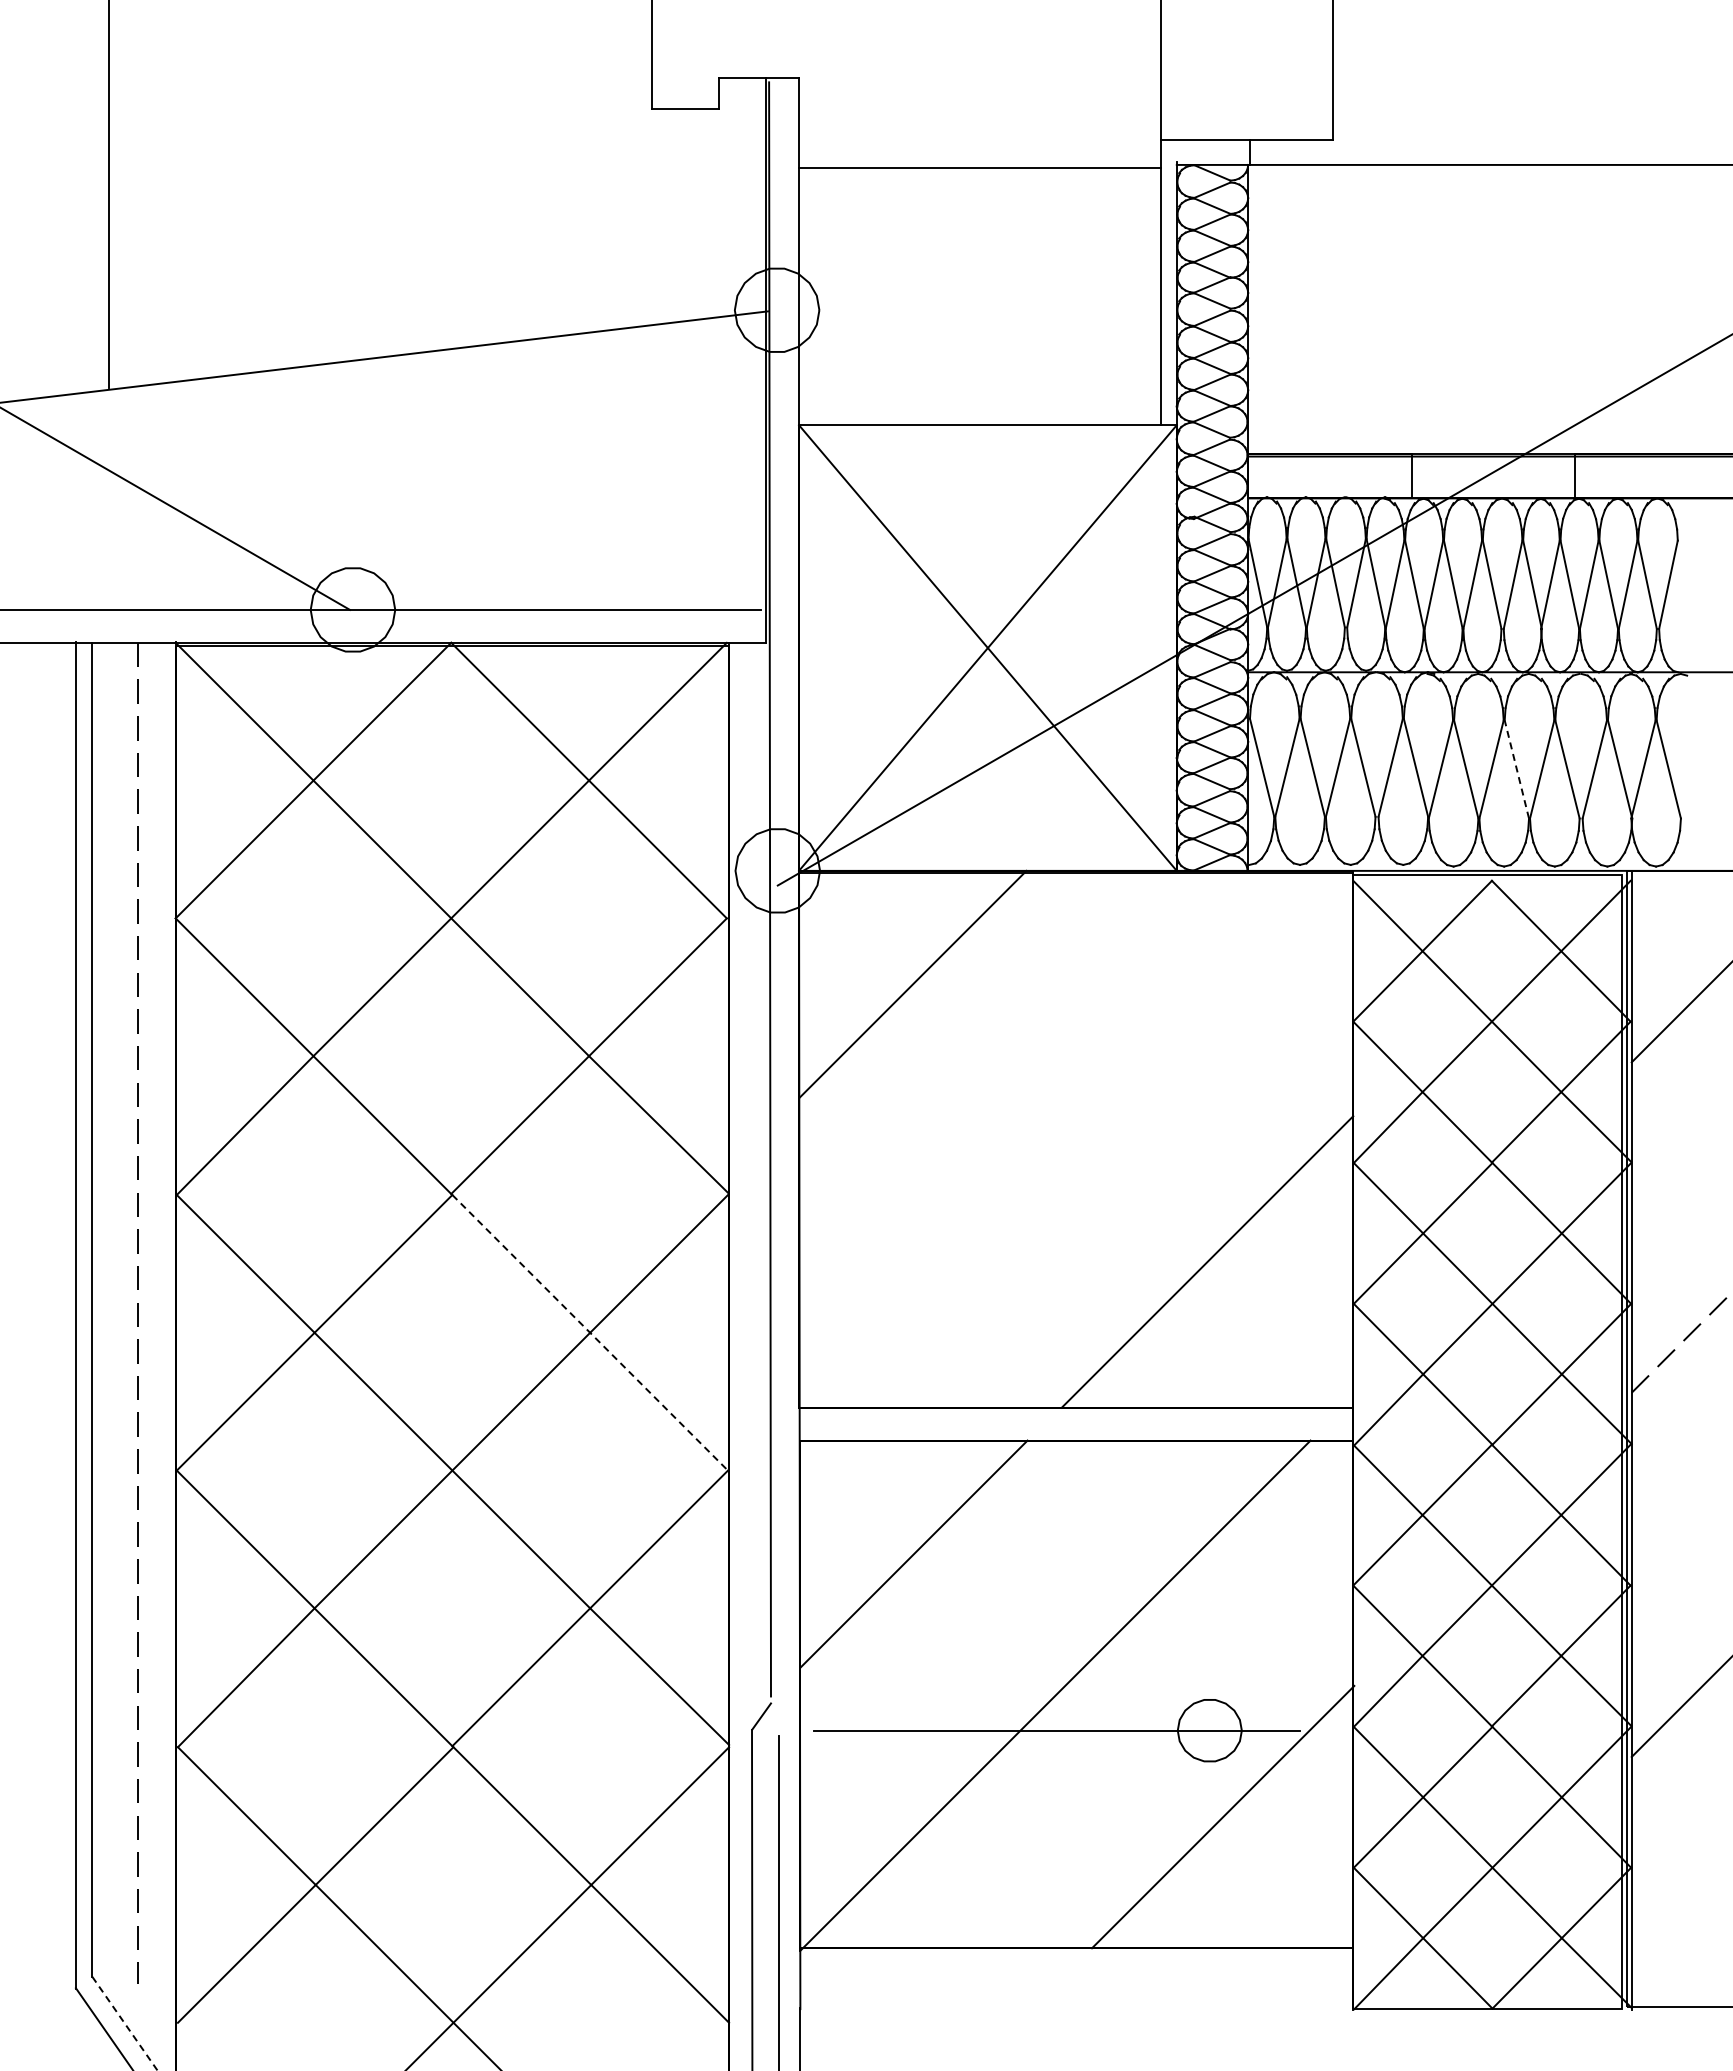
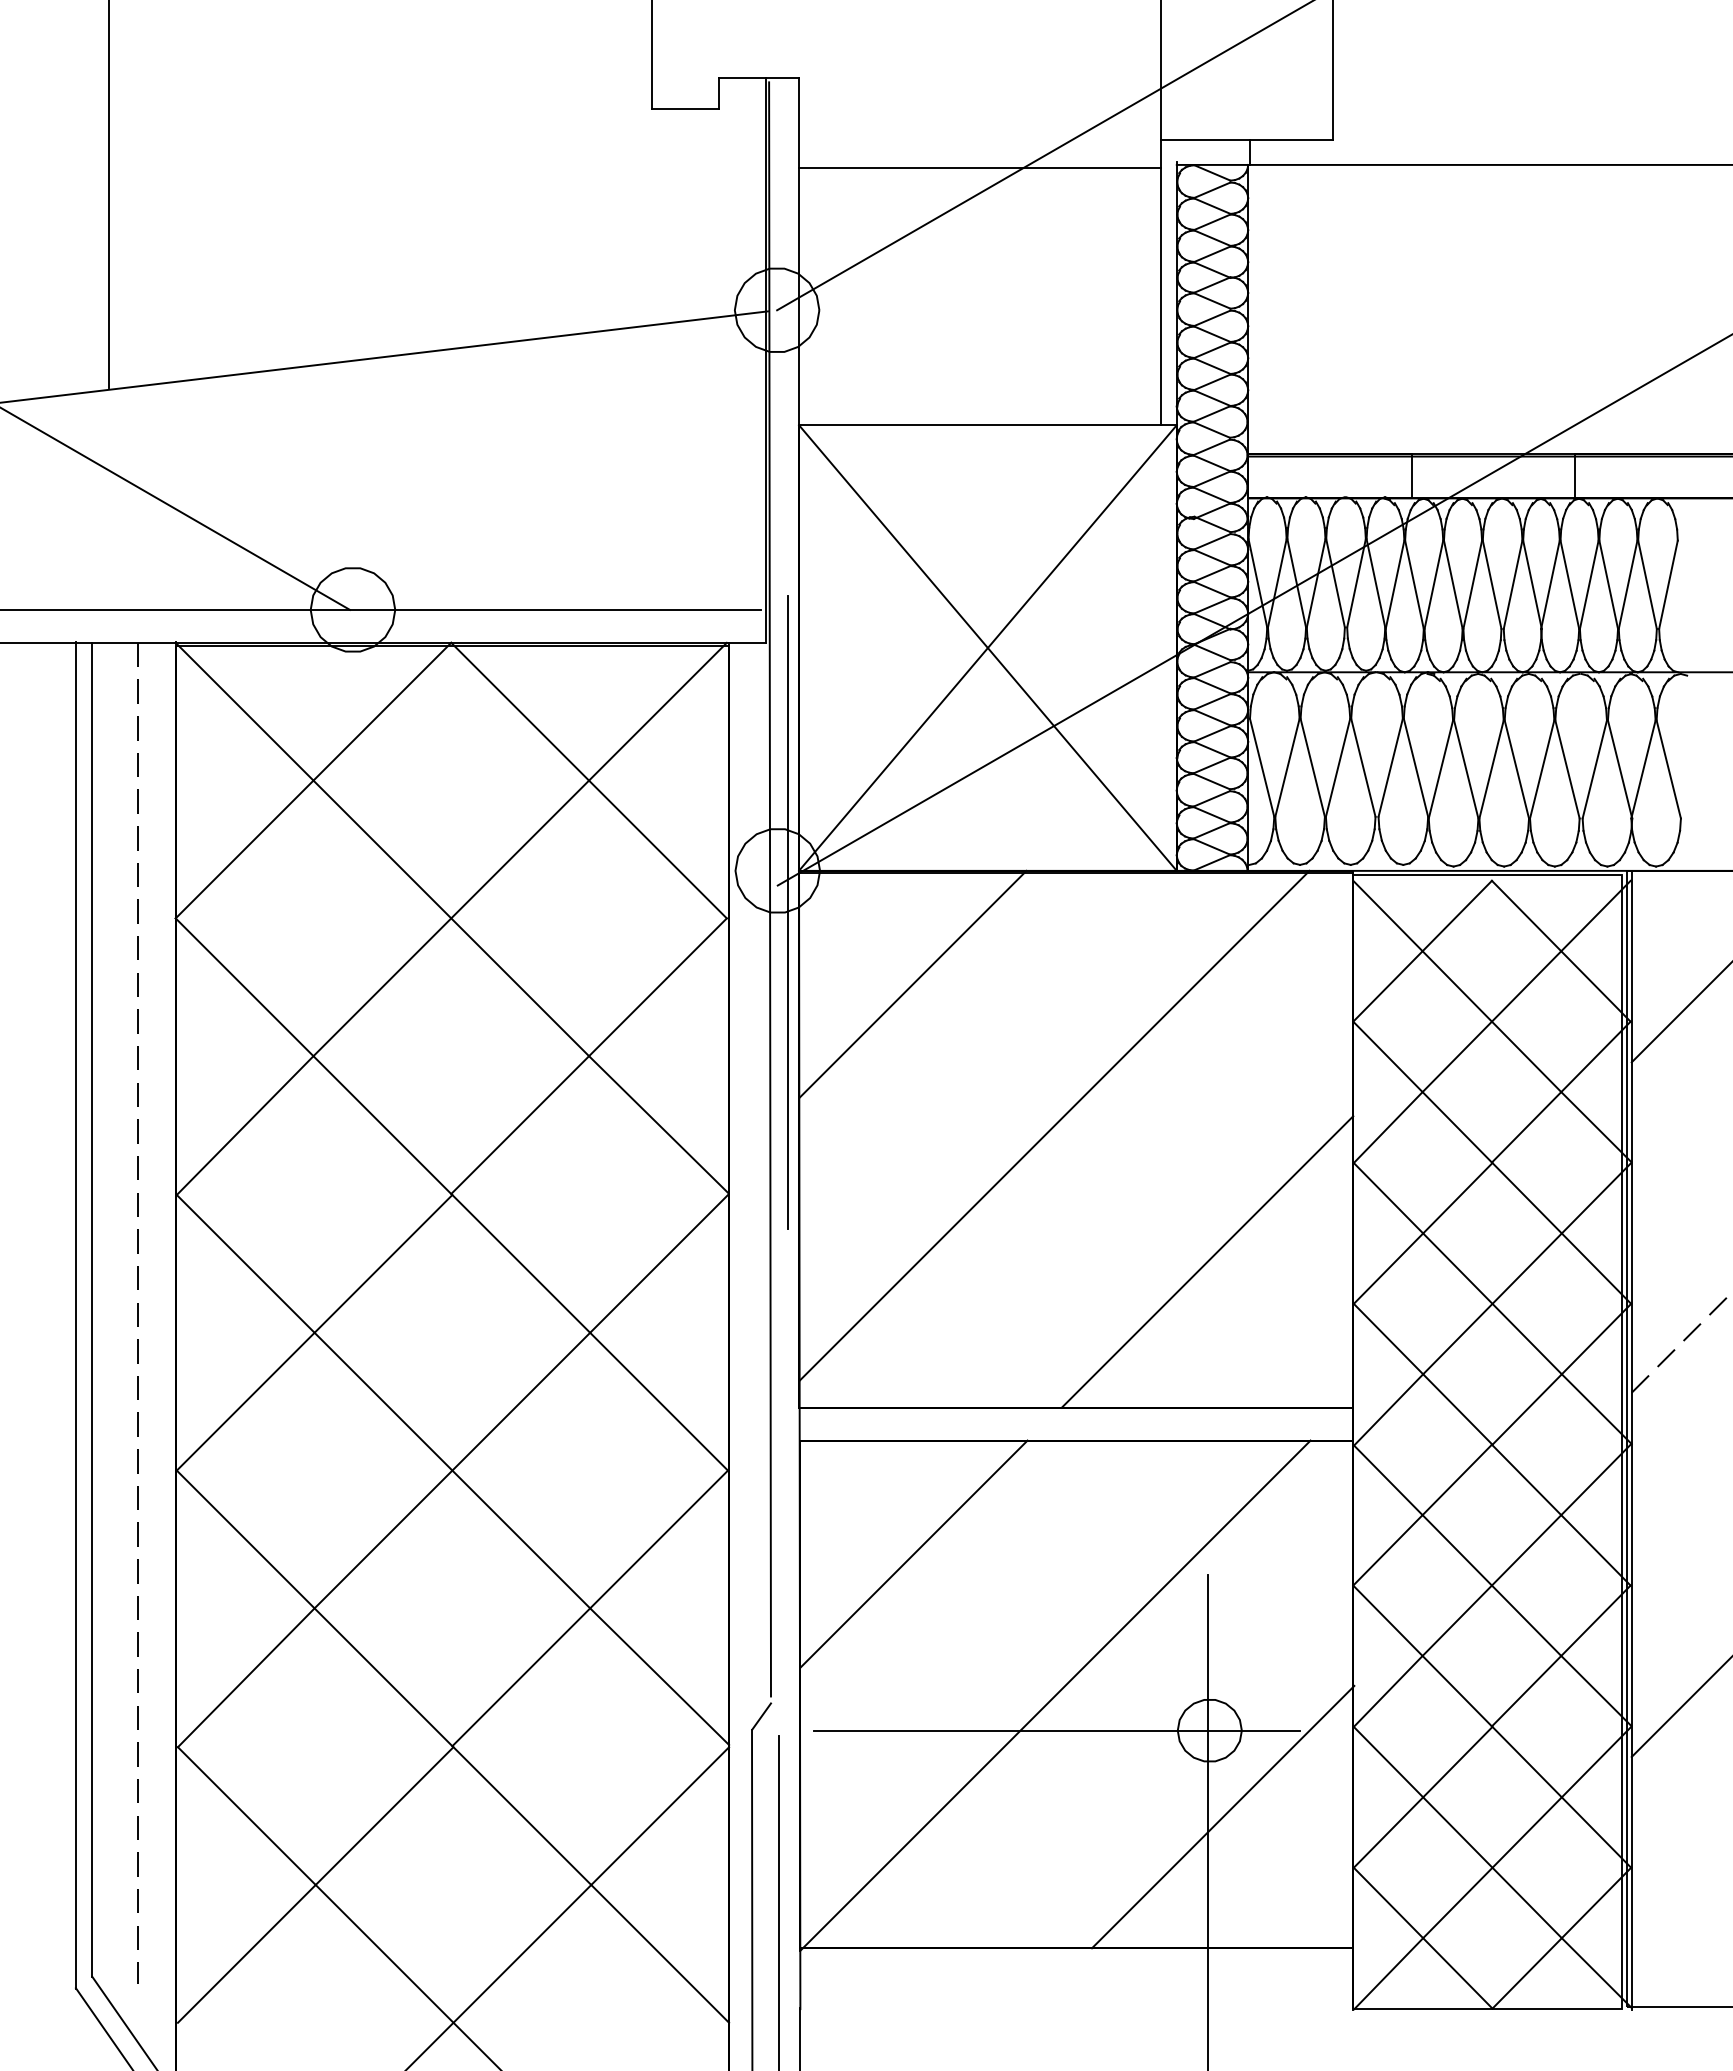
line: none -> present (1043, 156)
line: dashed -> solid (1516, 769)
line: none -> present (787, 911)
line: none -> present (1054, 1125)
line: dashed -> solid (590, 1332)
line: none -> present (1208, 1821)
line: dashed -> solid (125, 2024)
